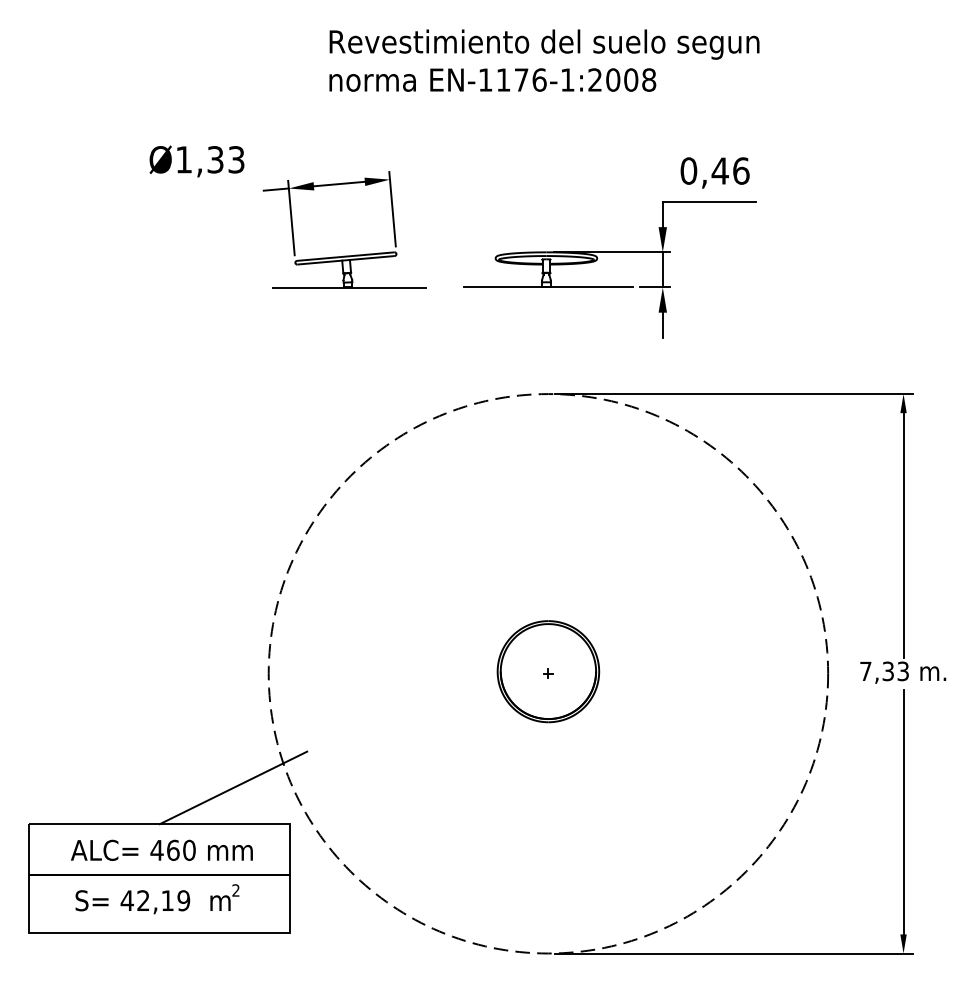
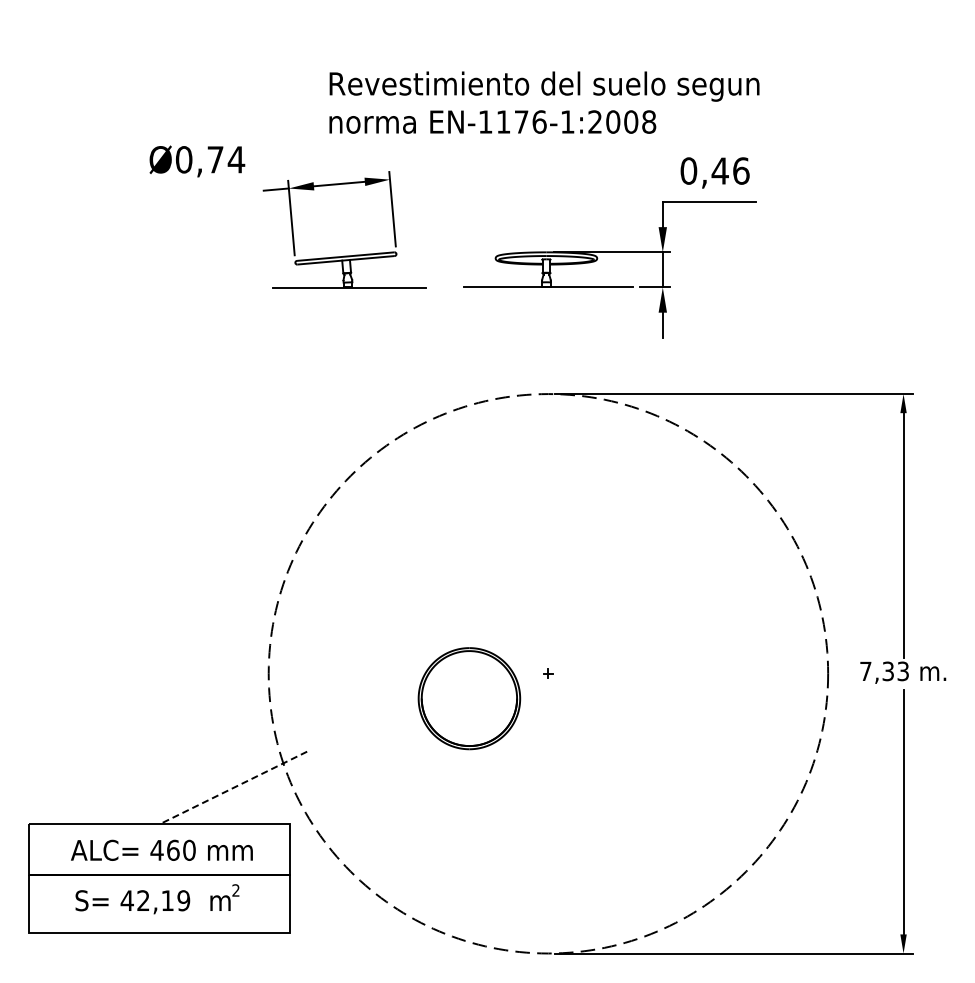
text position: (544, 60) -> (544, 102) (544, 102)
text: Ø1,33 -> Ø0,74 (210, 159)
part position: (548, 671) -> (469, 698) (469, 698)
line: solid -> dashed (233, 788)
